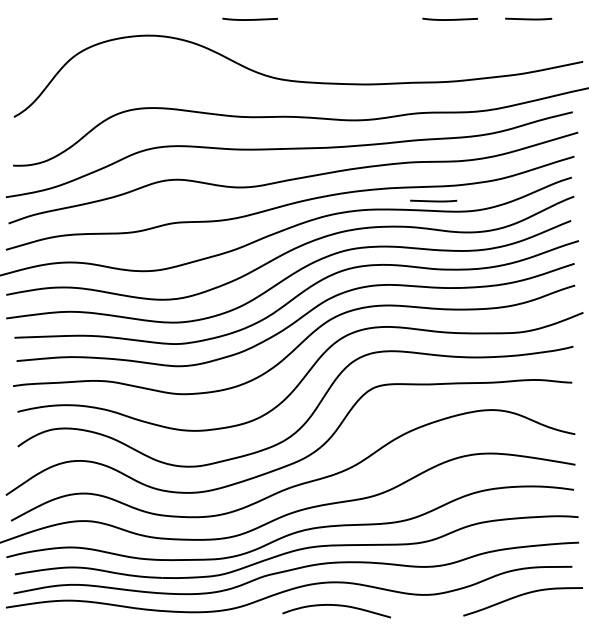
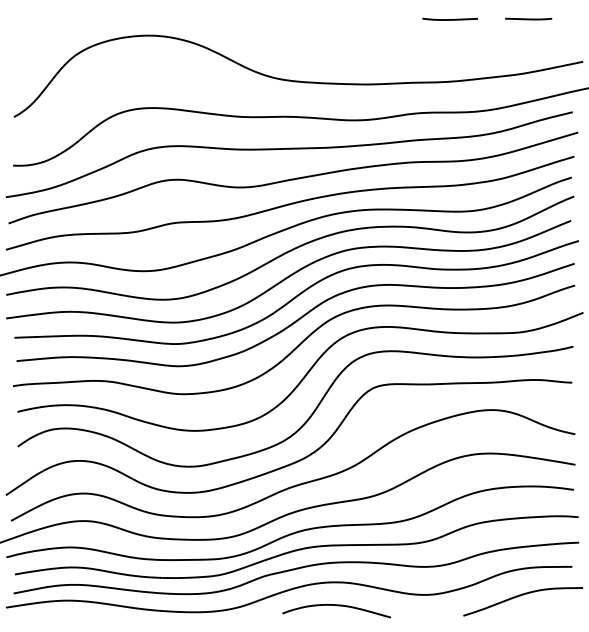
line: present -> none (249, 19)
line: present -> none (433, 200)
